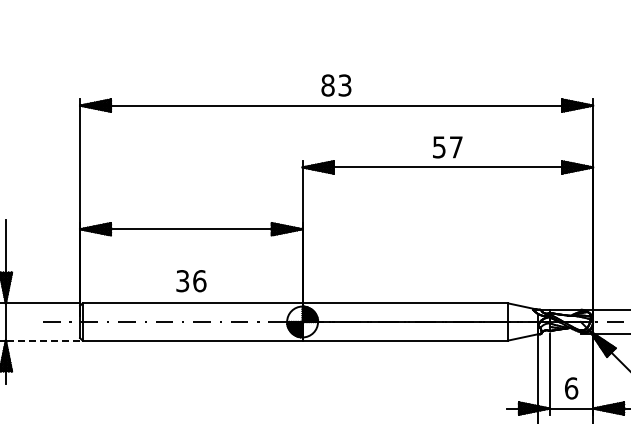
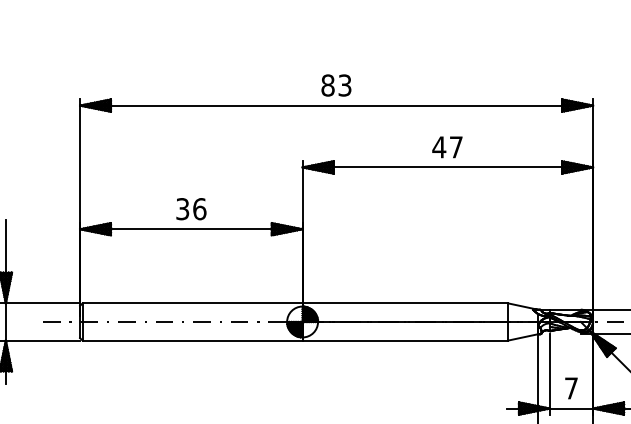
text: 57 -> 47 (439, 147)
text position: (191, 281) -> (191, 209) (191, 209)
line: dashed -> solid (42, 340)
text: 6 -> 7 (571, 388)
